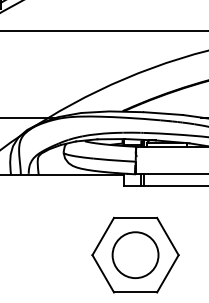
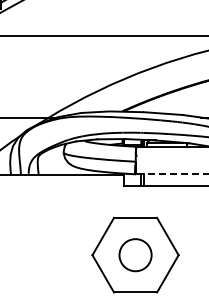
line position: (103, 31) -> (103, 36) (103, 36)
line: solid -> dashed (171, 174)
circle diameter: 46 px -> 32 px (135, 255)
